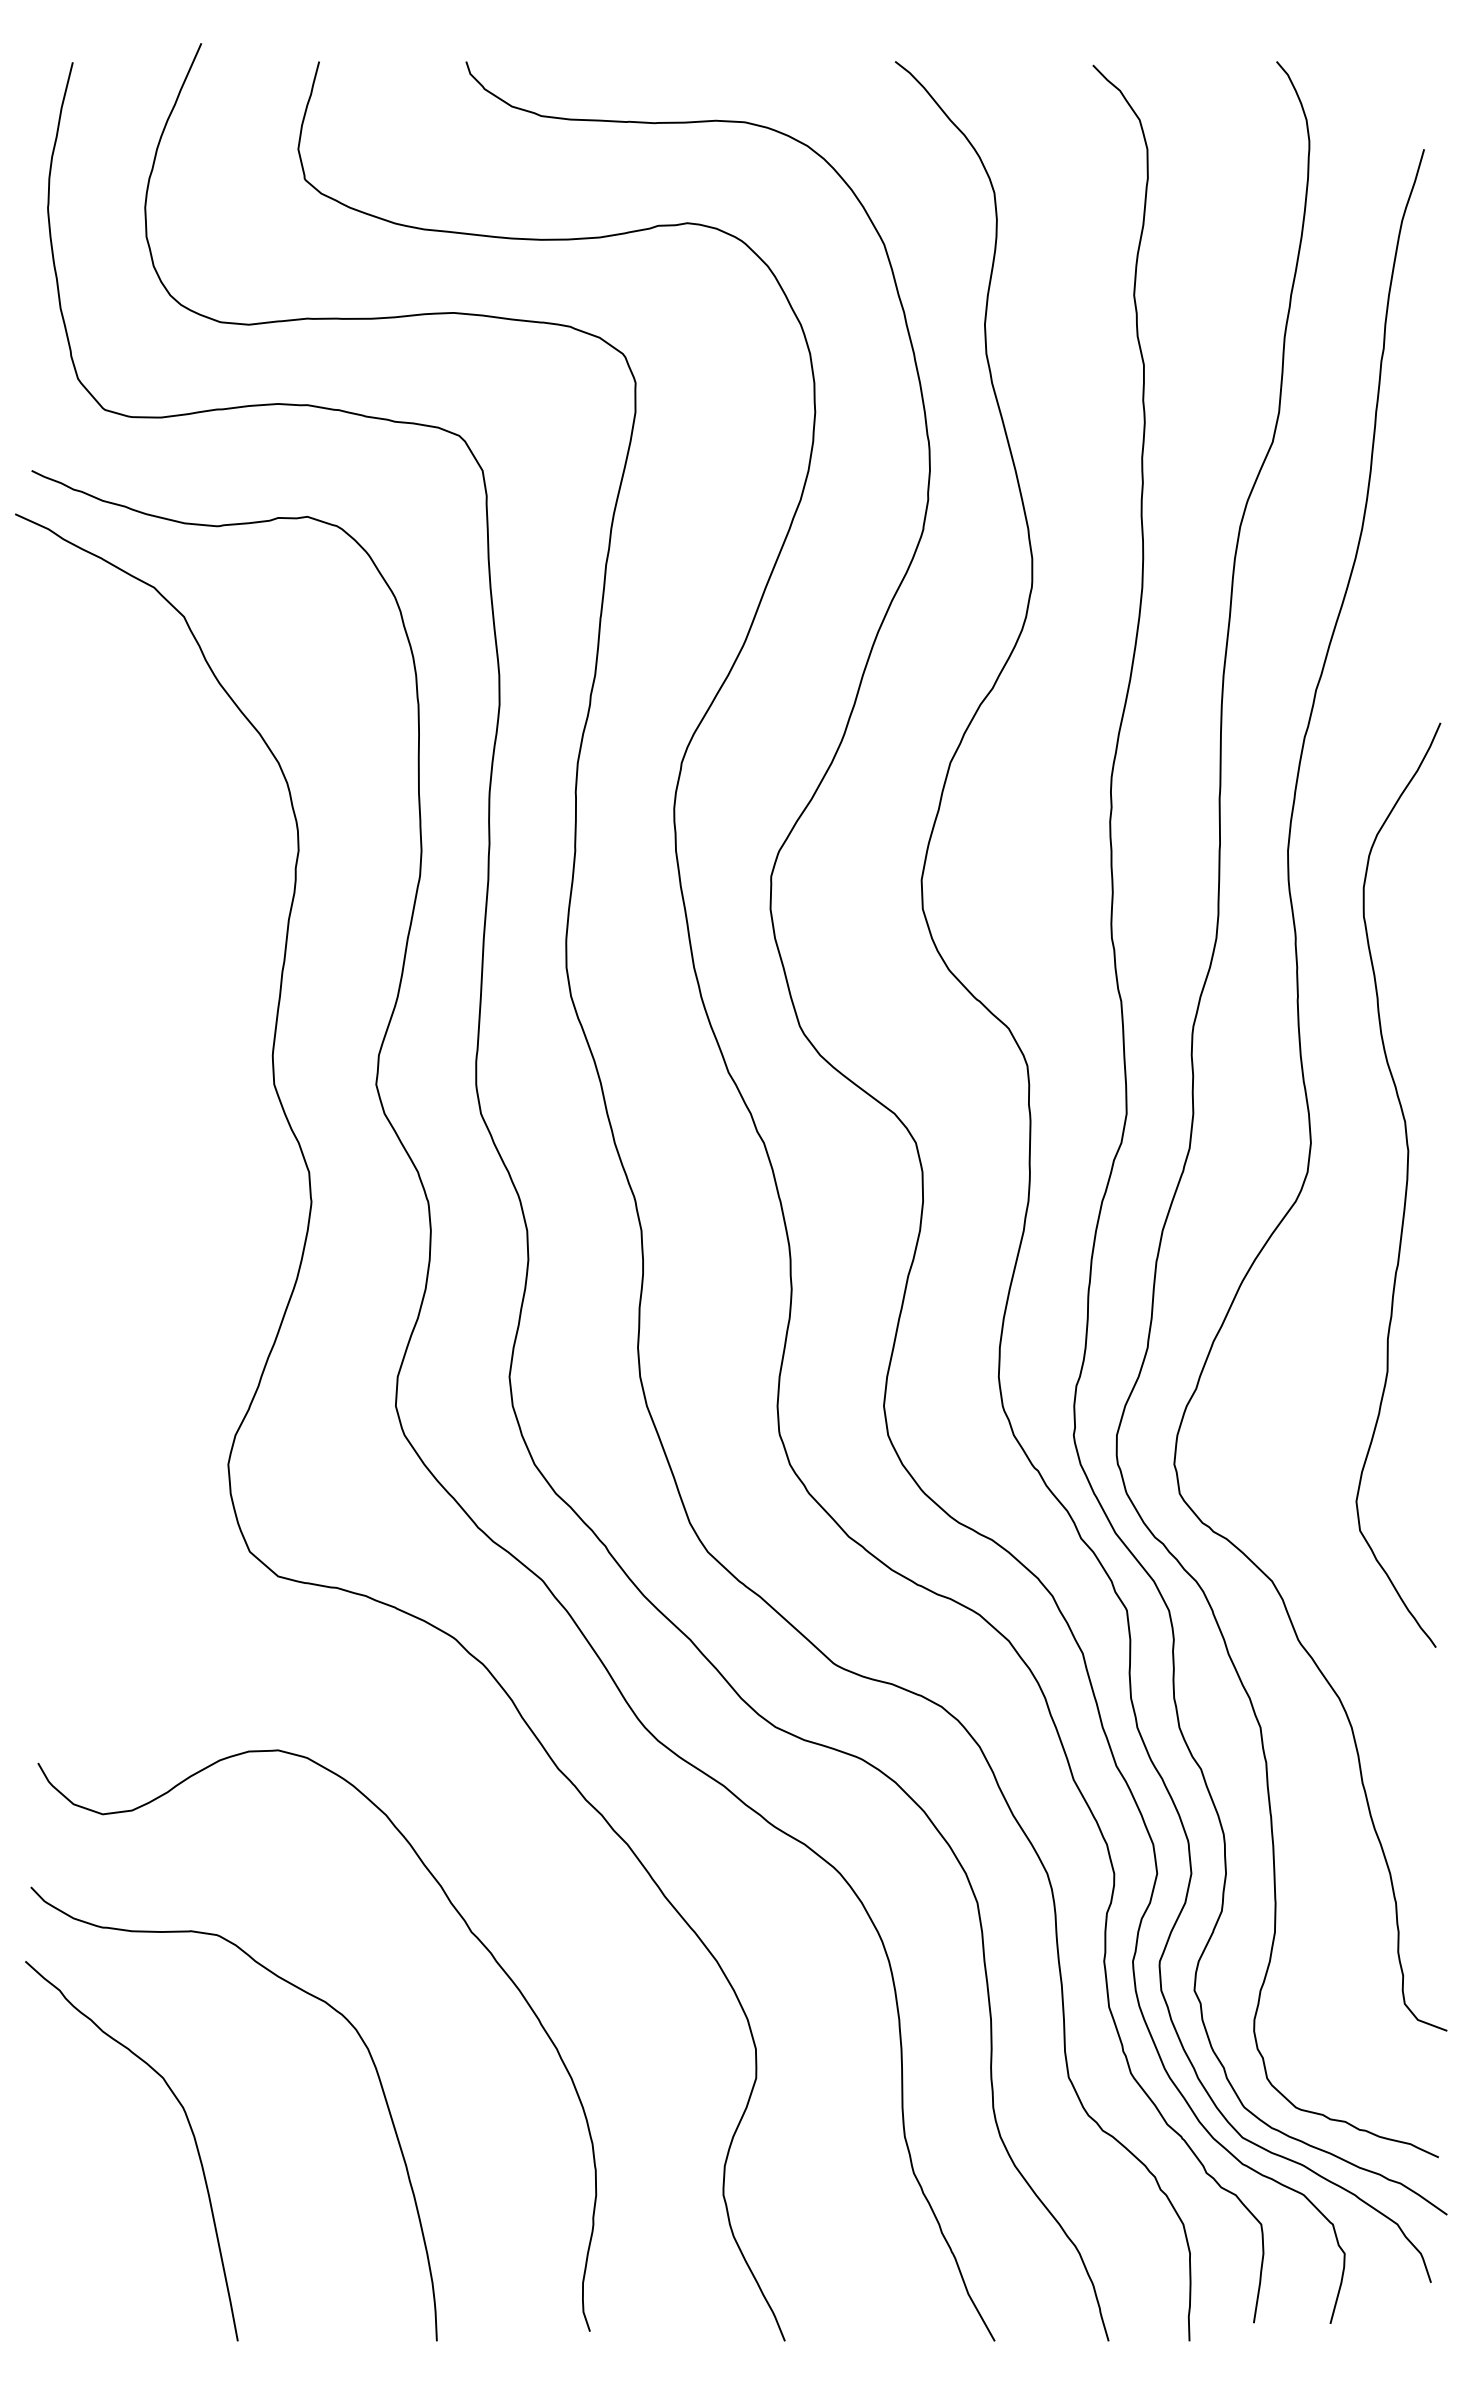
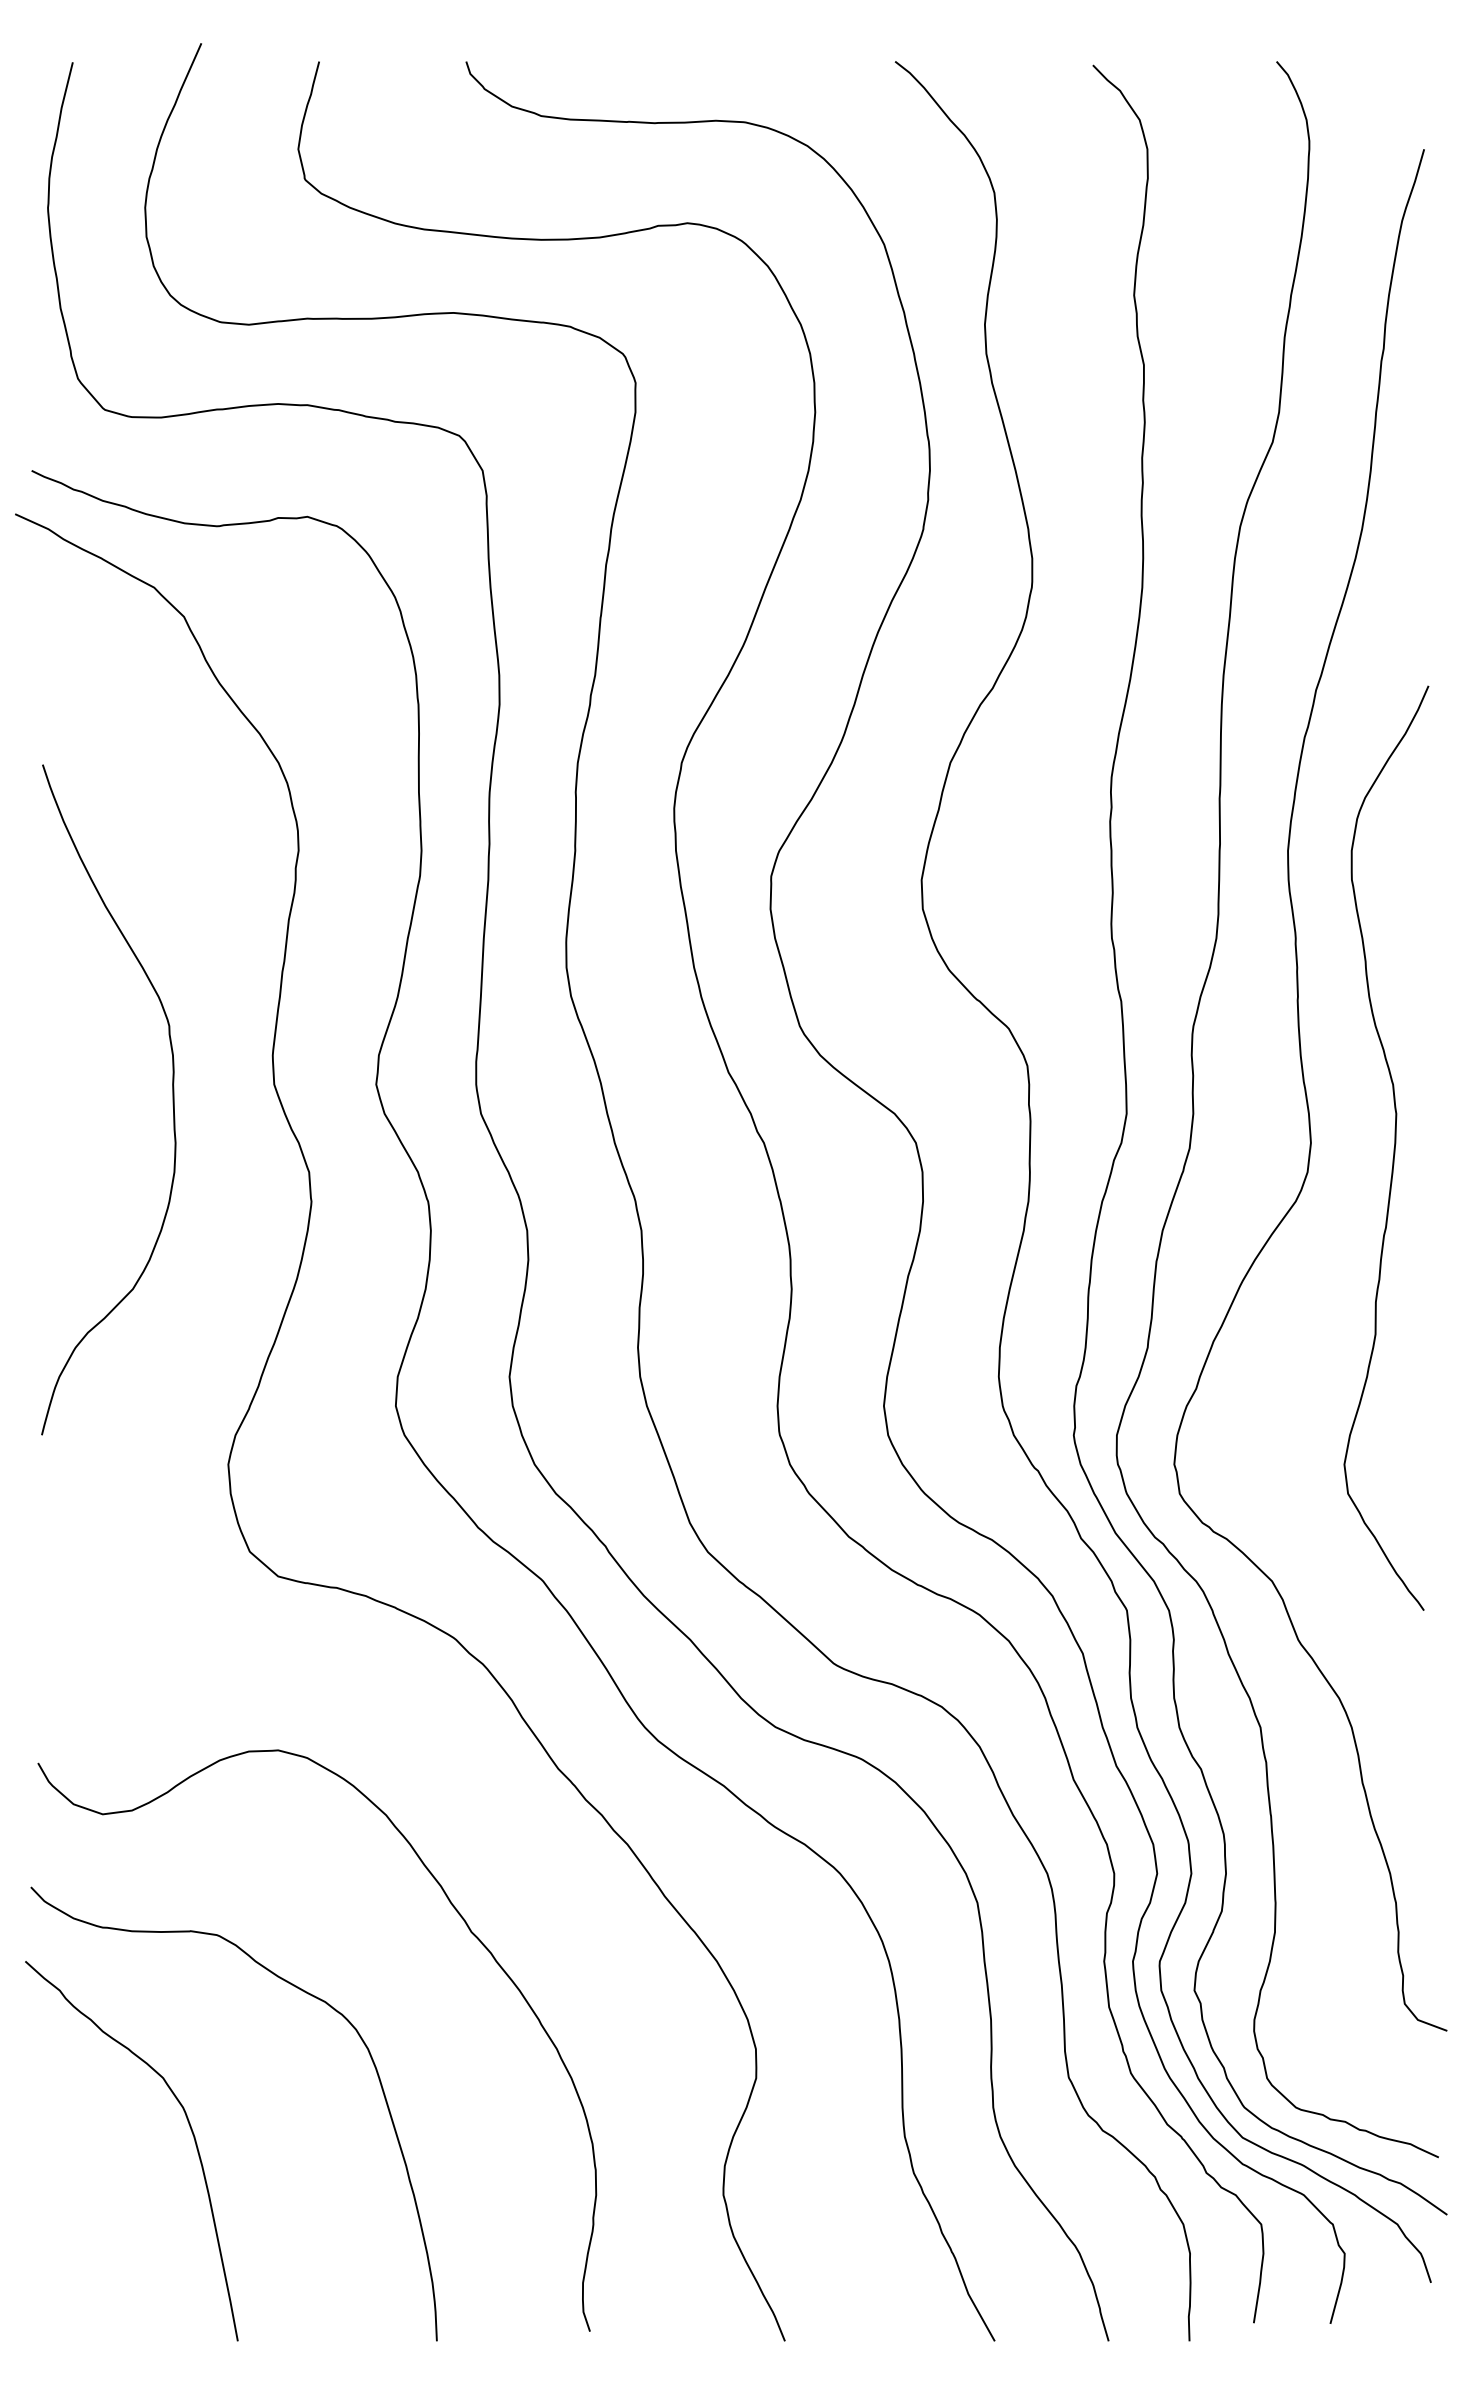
curve: none -> present (172, 1099)
curve position: (1405, 1185) -> (1393, 1148) (1393, 1148)
